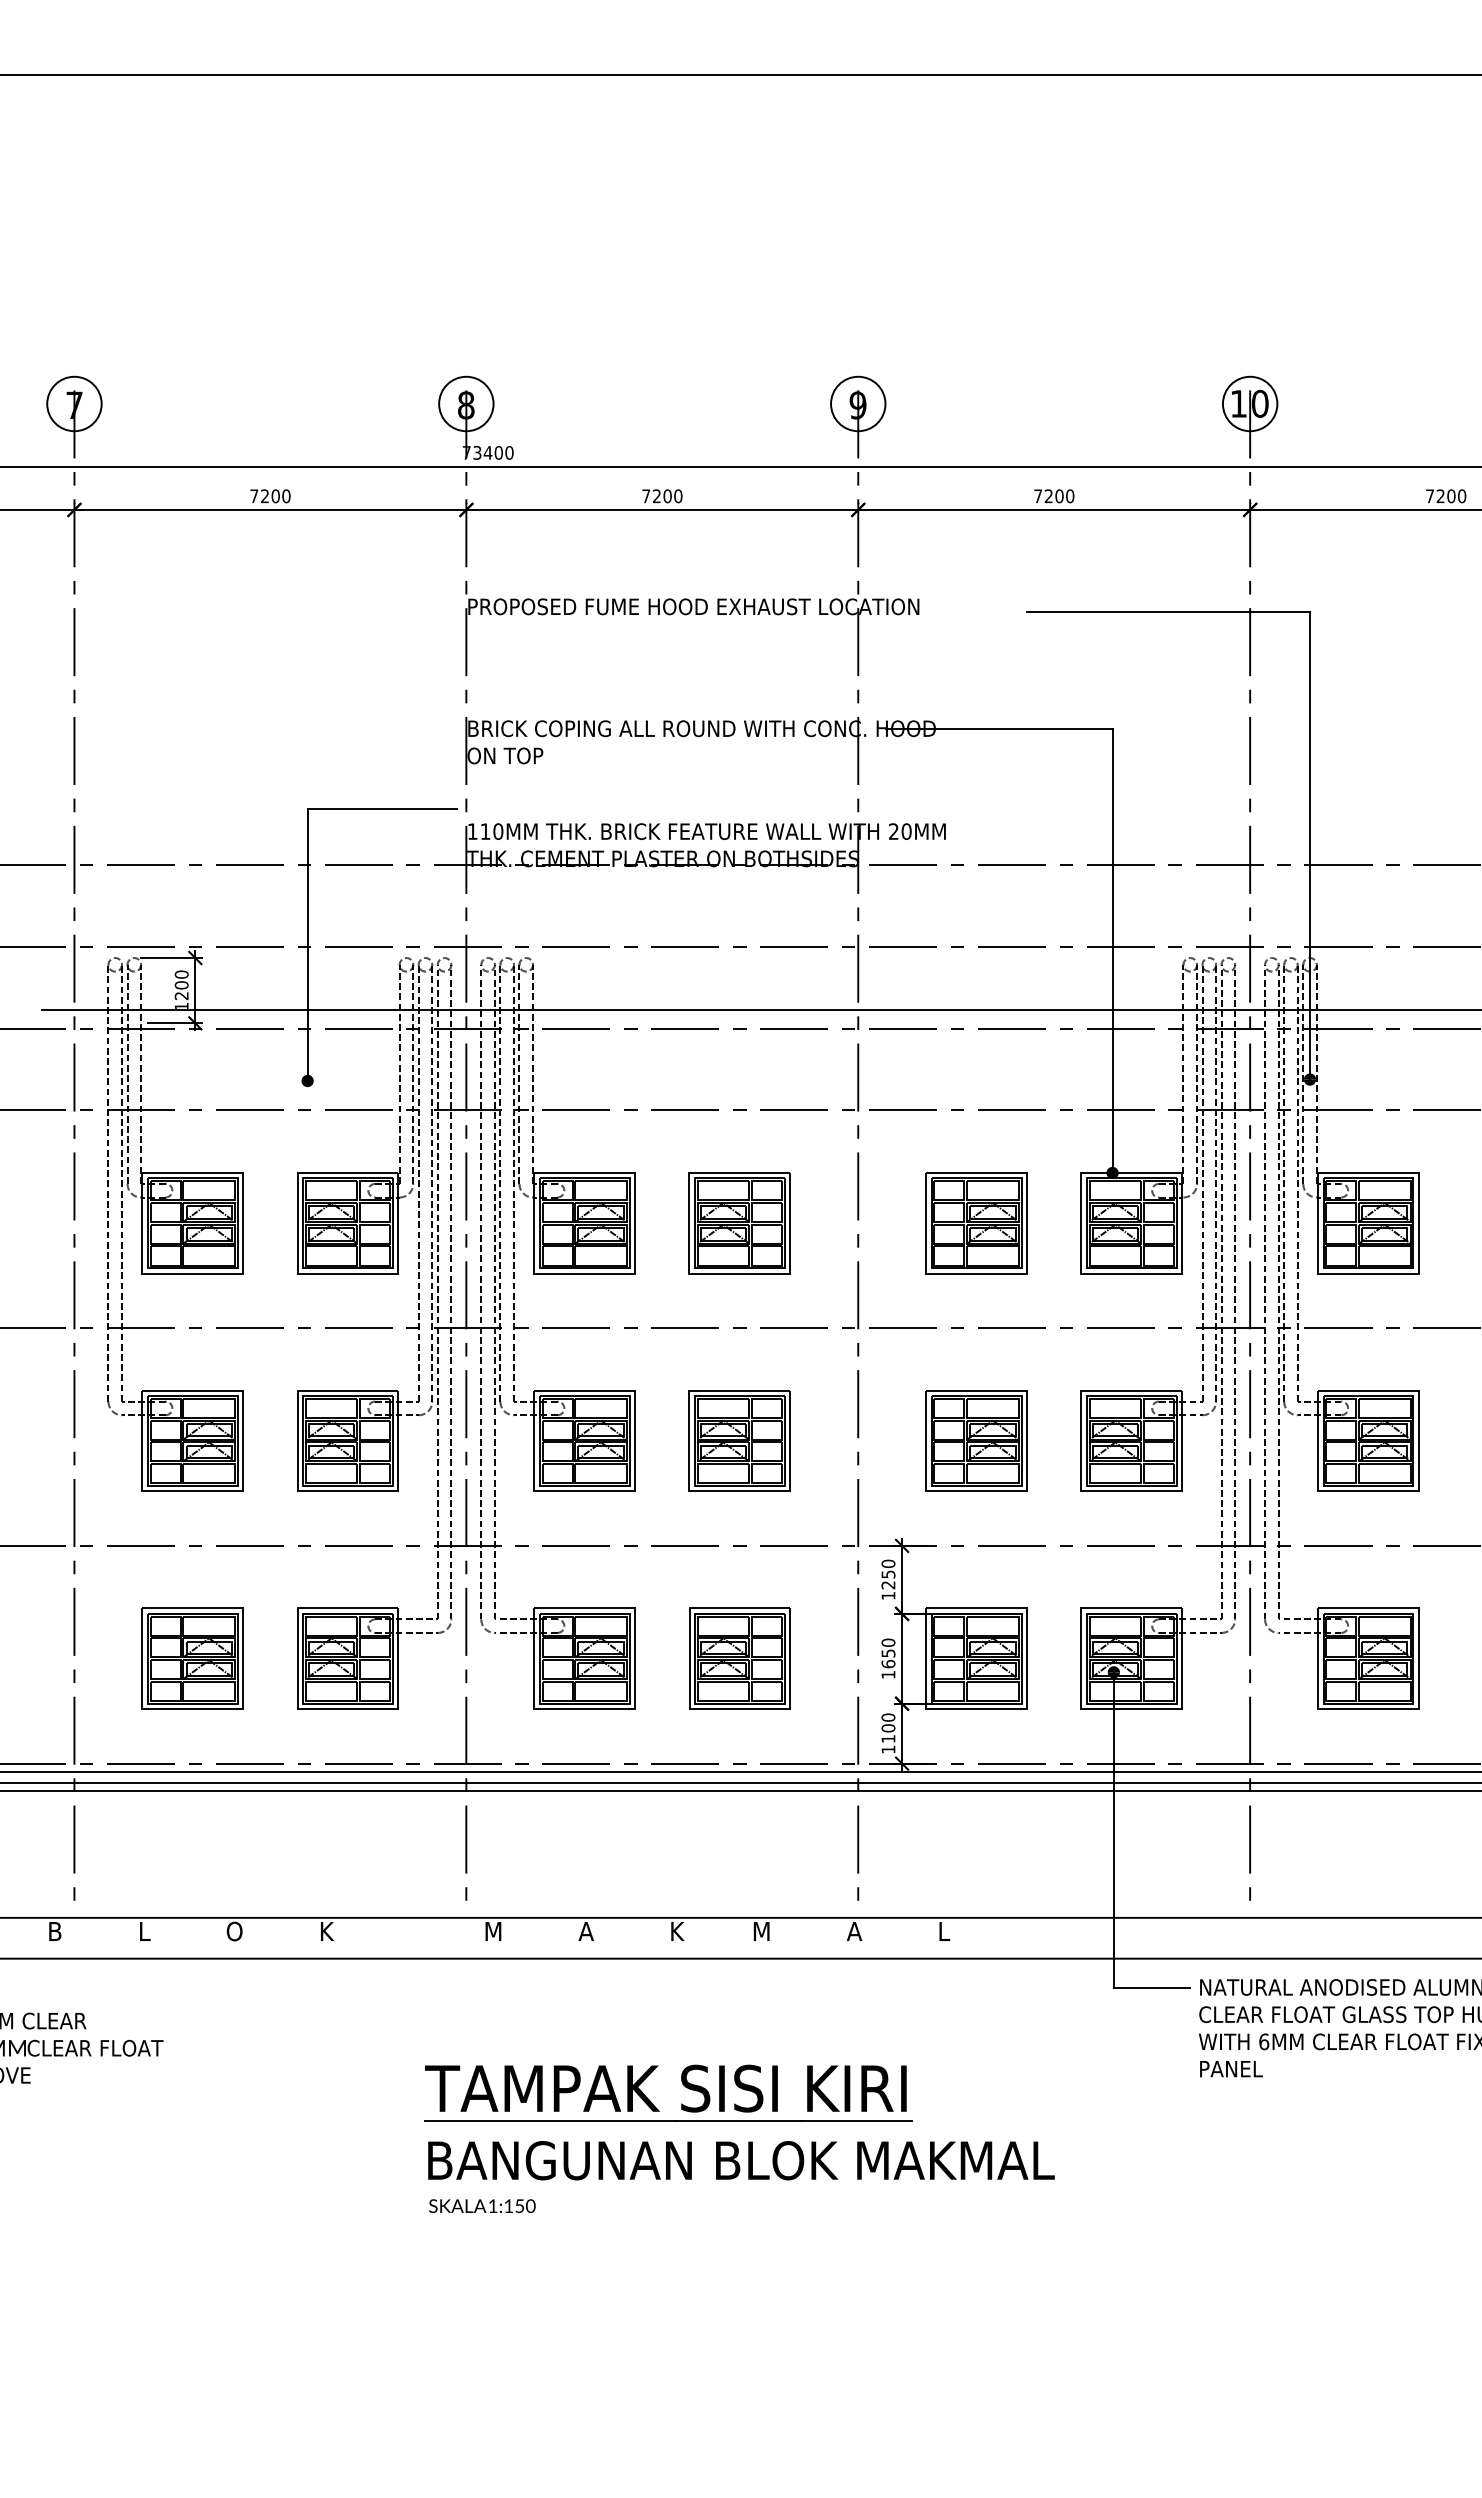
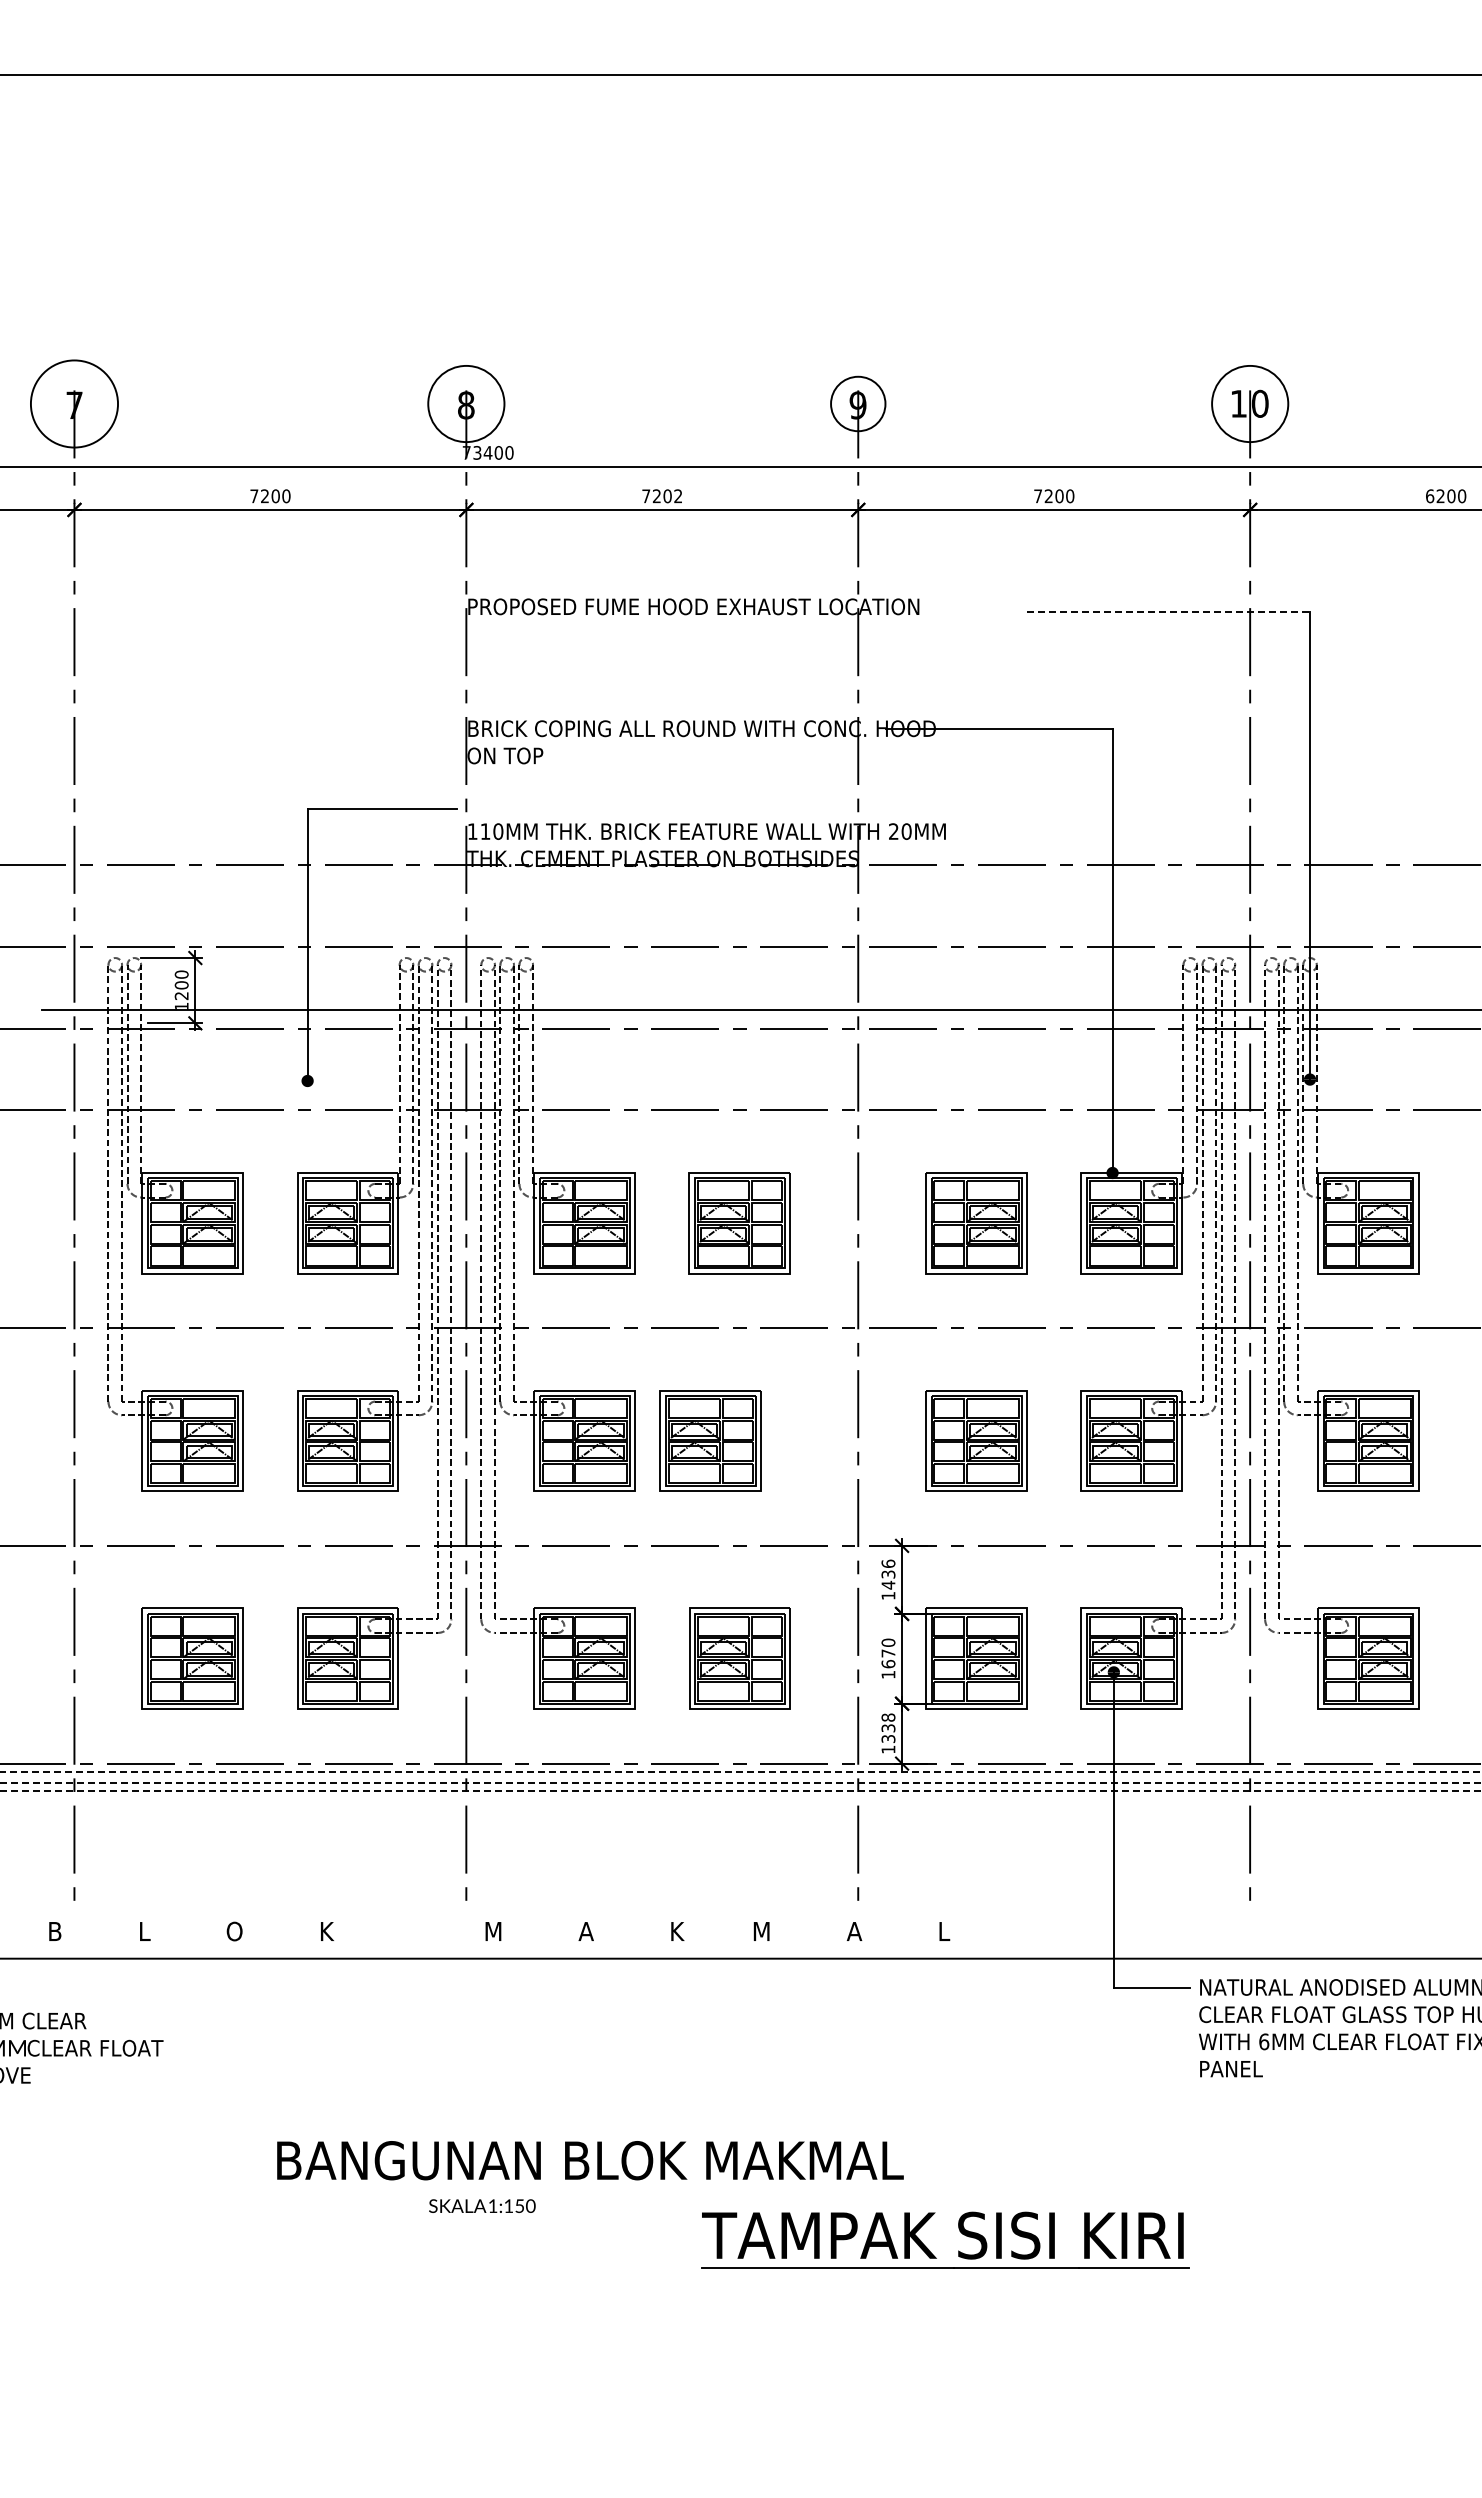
circle diameter: 54 px -> 87 px (74, 403)
circle diameter: 54 px -> 76 px (466, 403)
circle diameter: 54 px -> 76 px (1250, 403)
text: 7200 -> 7202 (678, 496)
text: 7200 -> 6200 (1430, 496)
line: solid -> dashed (1169, 611)
part position: (739, 1440) -> (710, 1440) (710, 1440)
text: 1250 -> 1436 (888, 1574)
text: 1650 -> 1670 (888, 1653)
text: 1100 -> 1338 (888, 1727)
line: solid -> dashed (740, 1771)
line: solid -> dashed (740, 1782)
line: solid -> dashed (740, 1790)
line: present -> none (740, 1917)
part position: (682, 2084) -> (959, 2231) (959, 2231)
text position: (741, 2160) -> (590, 2160) (590, 2160)
